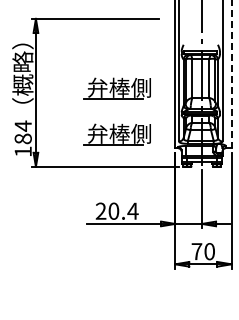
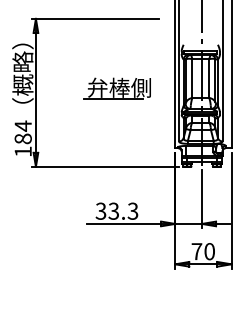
line: dashed -> solid (231, 74)
part: present -> none (116, 134)
text: 20.4 -> 33.3 (116, 210)
